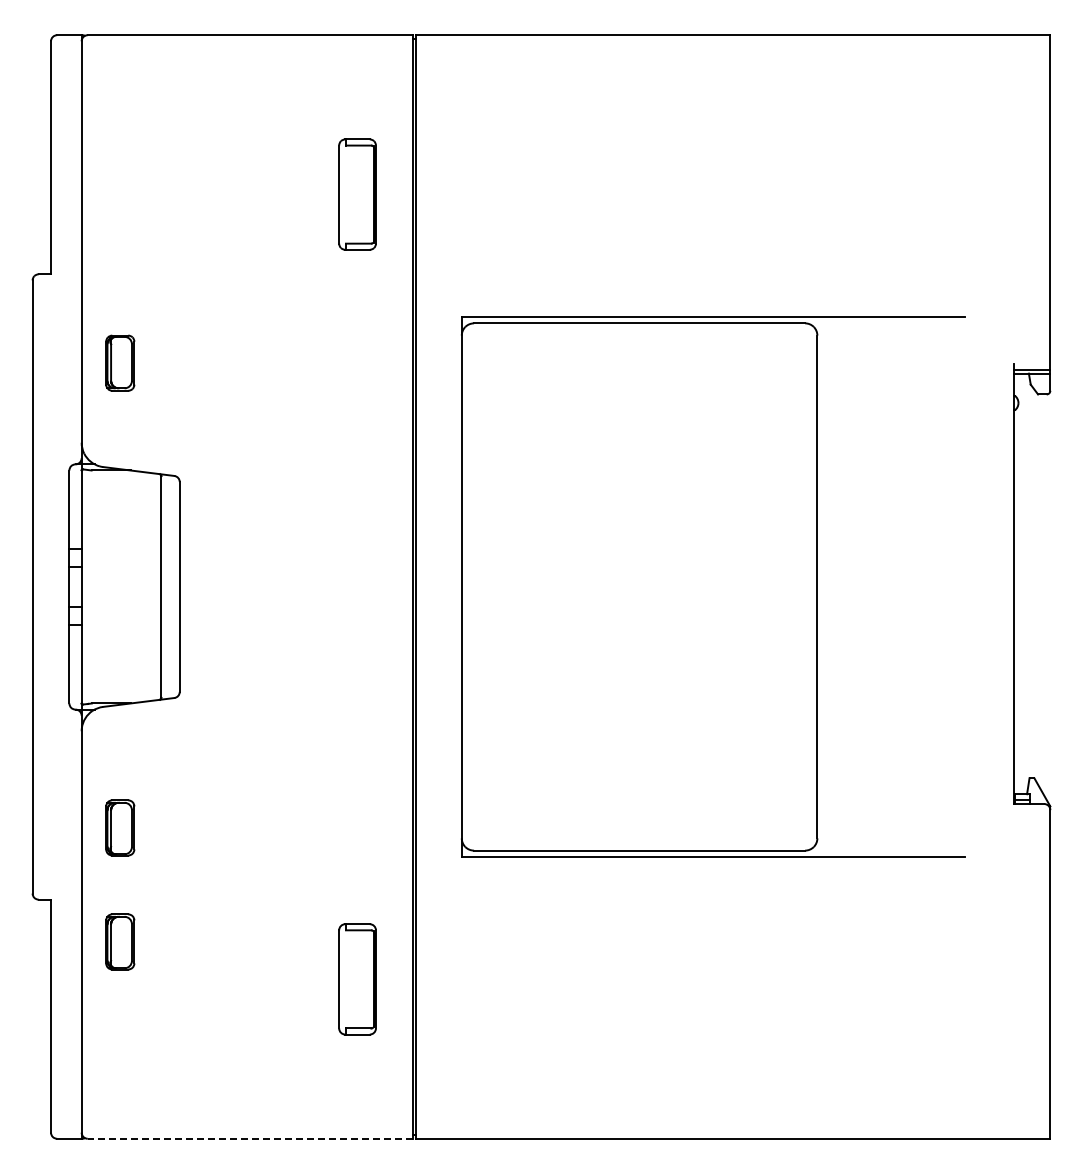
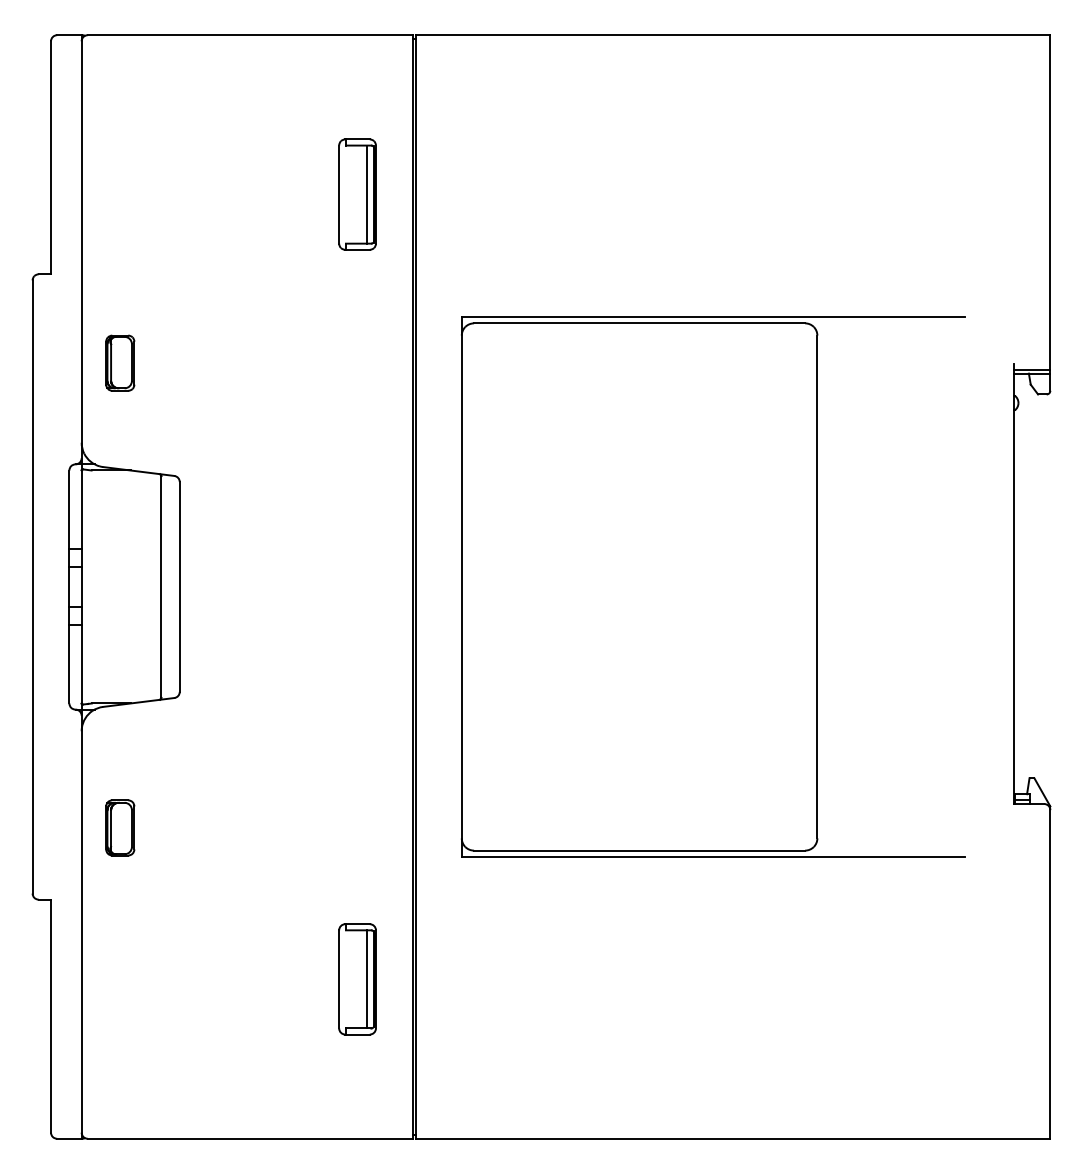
line: none -> present (367, 194)
part: present -> none (120, 941)
line: none -> present (367, 979)
line: dashed -> solid (249, 1138)
